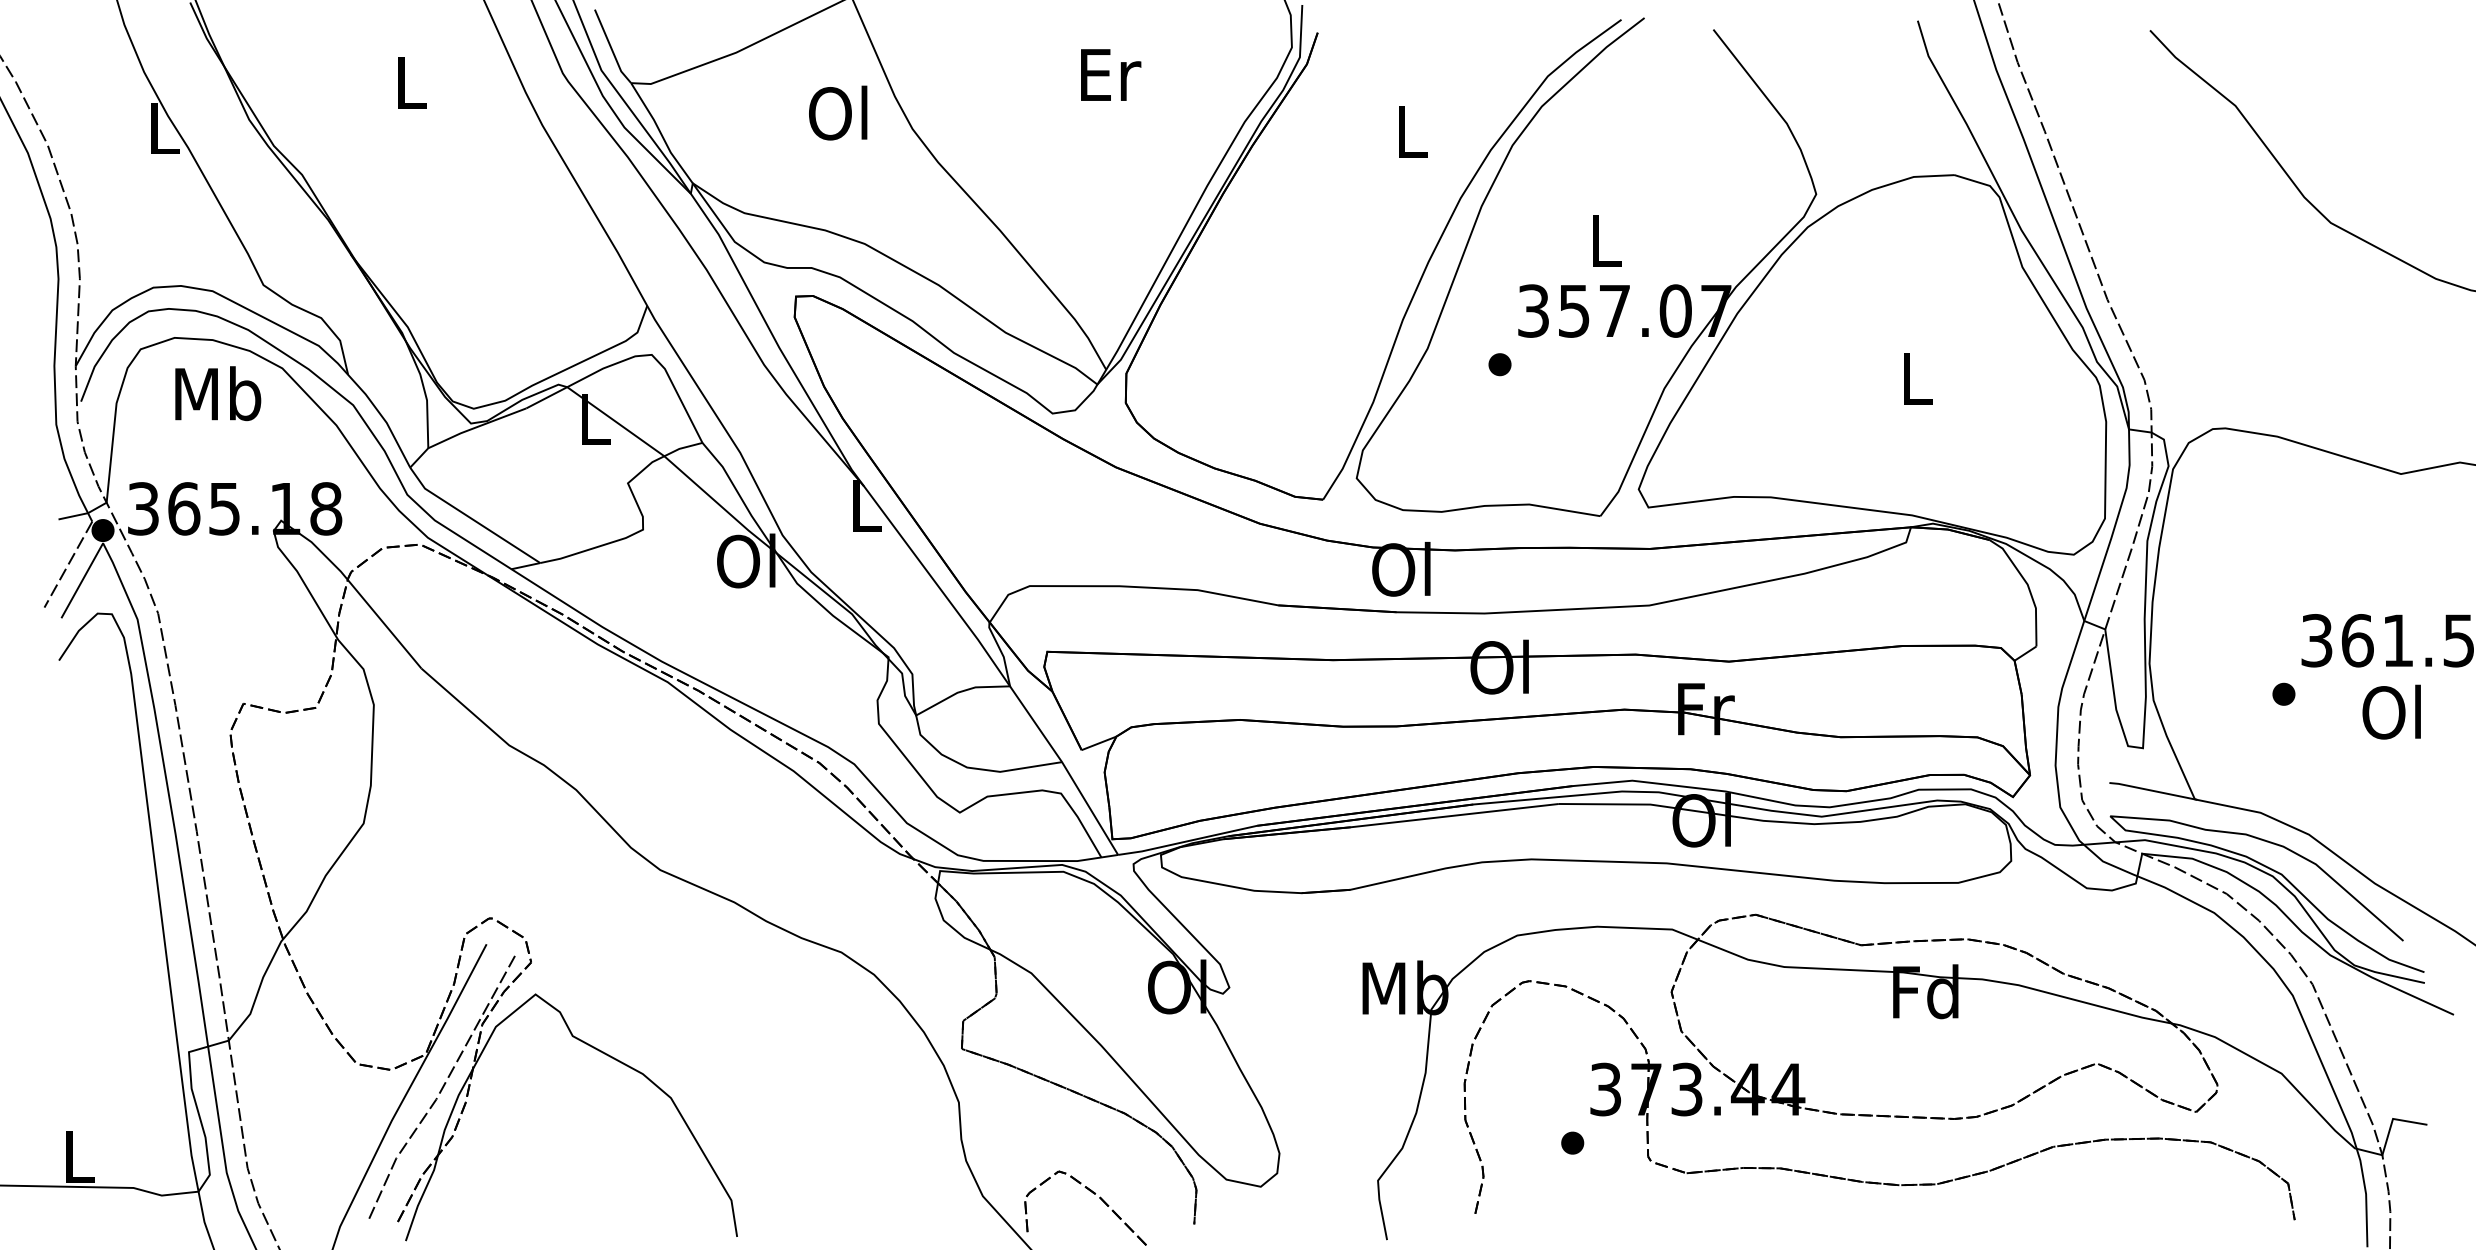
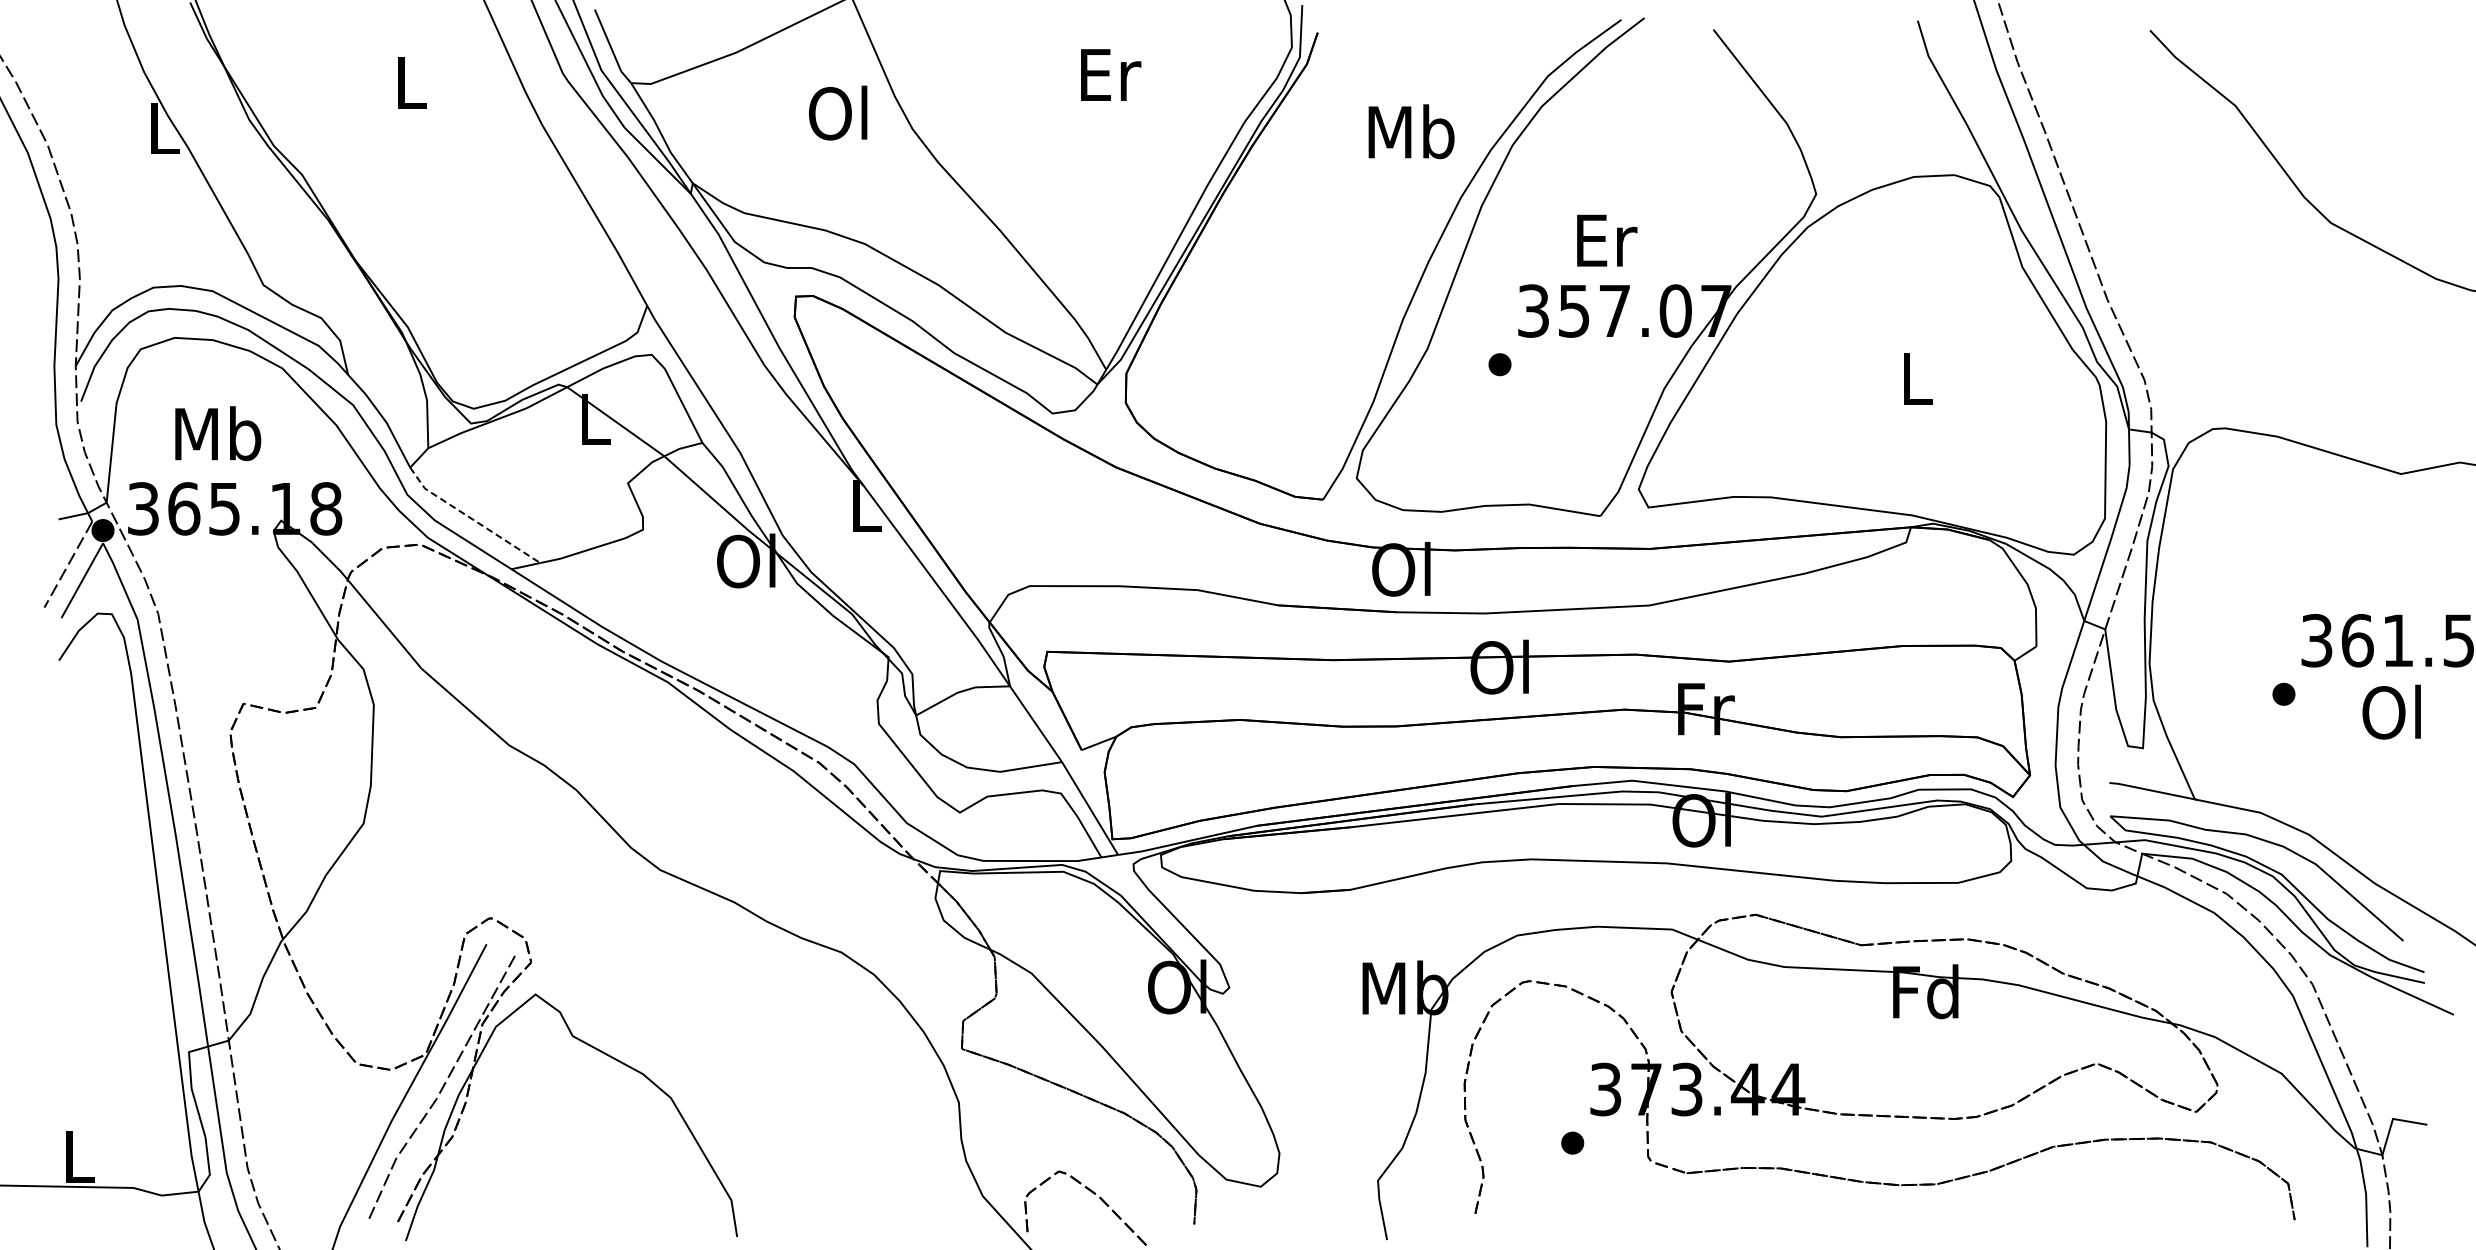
text: L -> Mb (1411, 131)
text: L -> Er (1607, 240)
text position: (218, 393) -> (218, 433) (218, 433)
line: solid -> dashed (471, 518)
